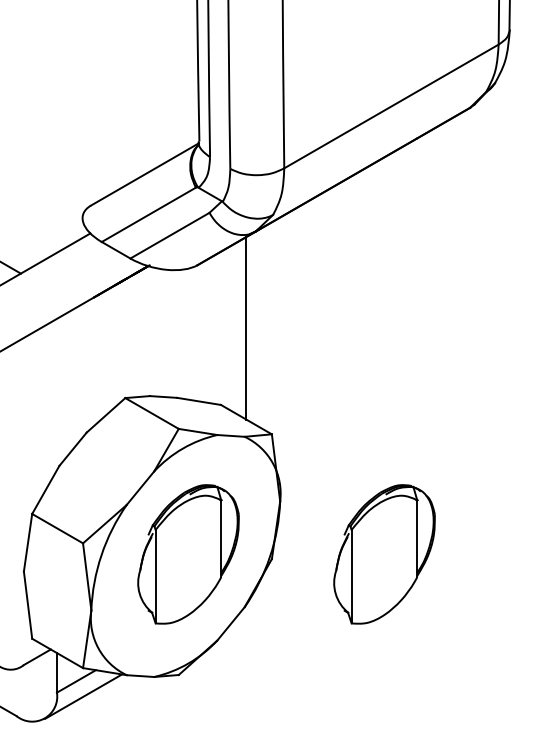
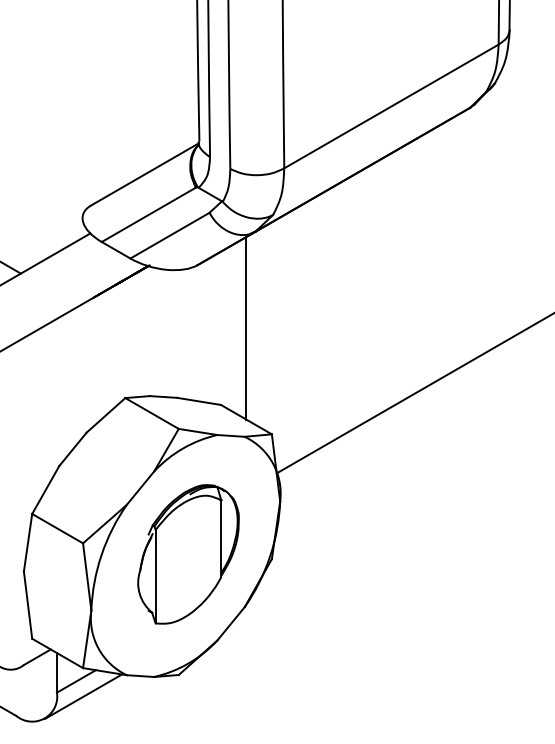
line: none -> present (413, 393)
part: present -> none (384, 554)
